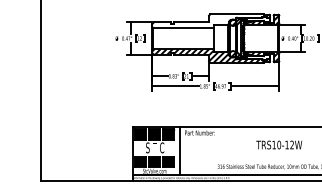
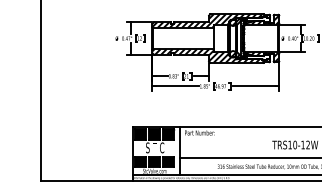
hatch: none -> present (209, 20)
text position: (279, 144) -> (295, 144) (295, 144)
line: none -> present (249, 157)
